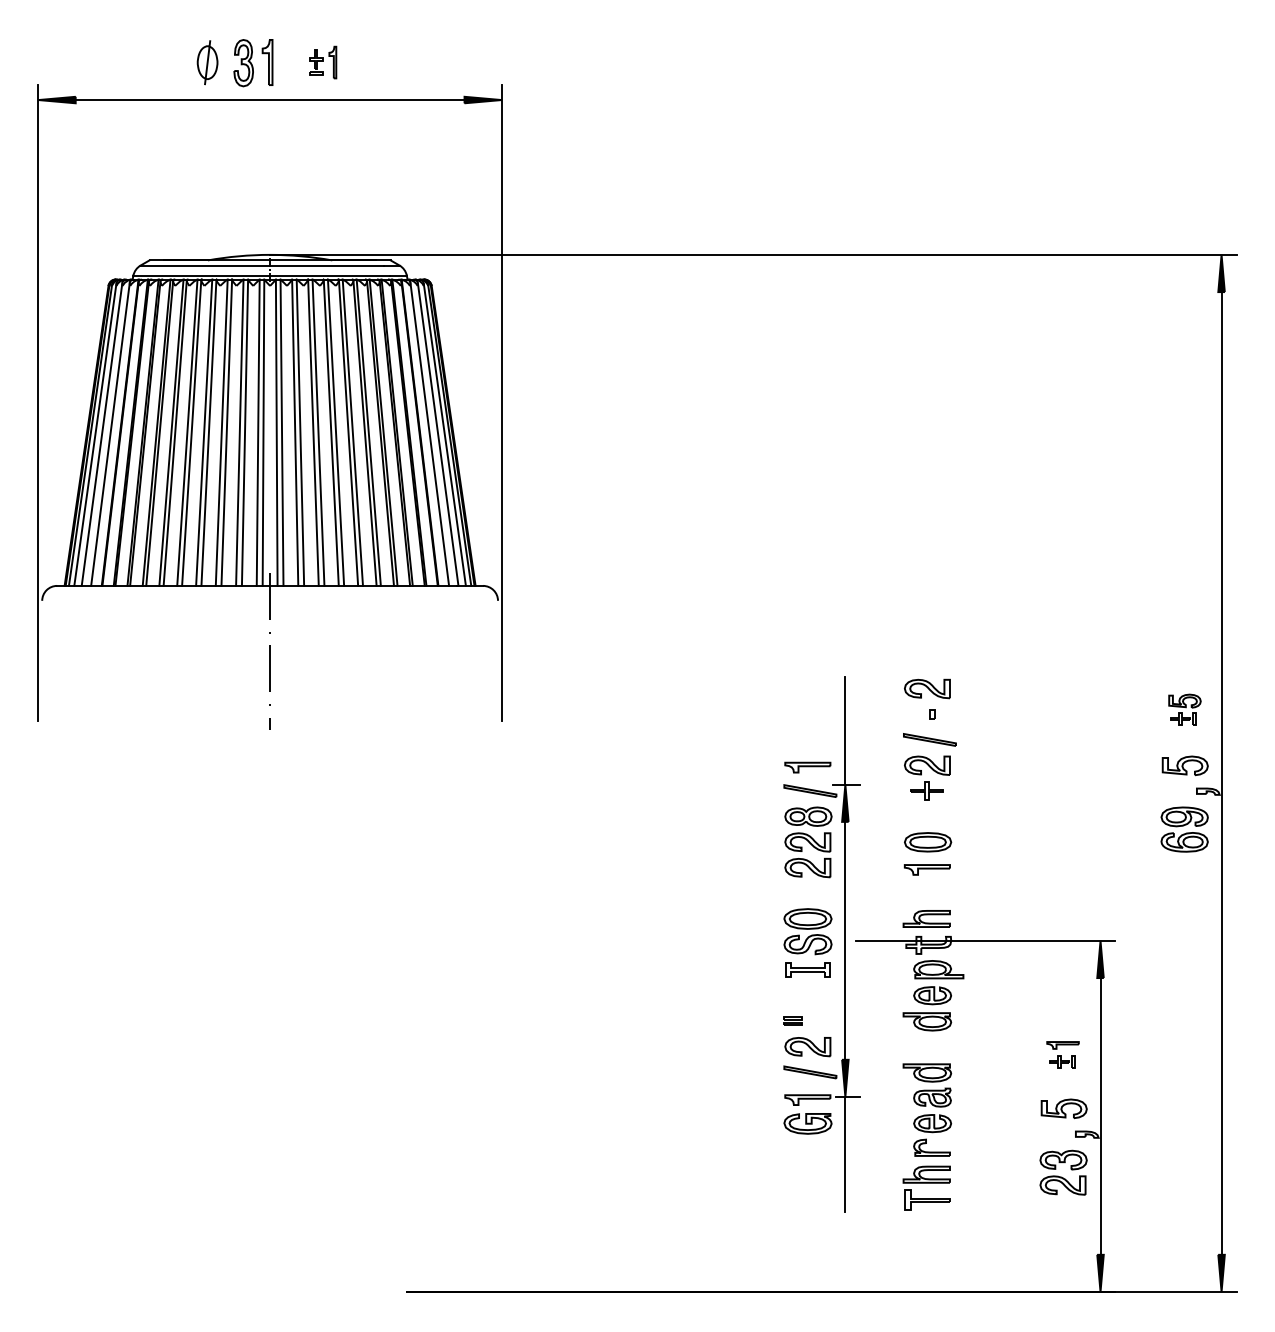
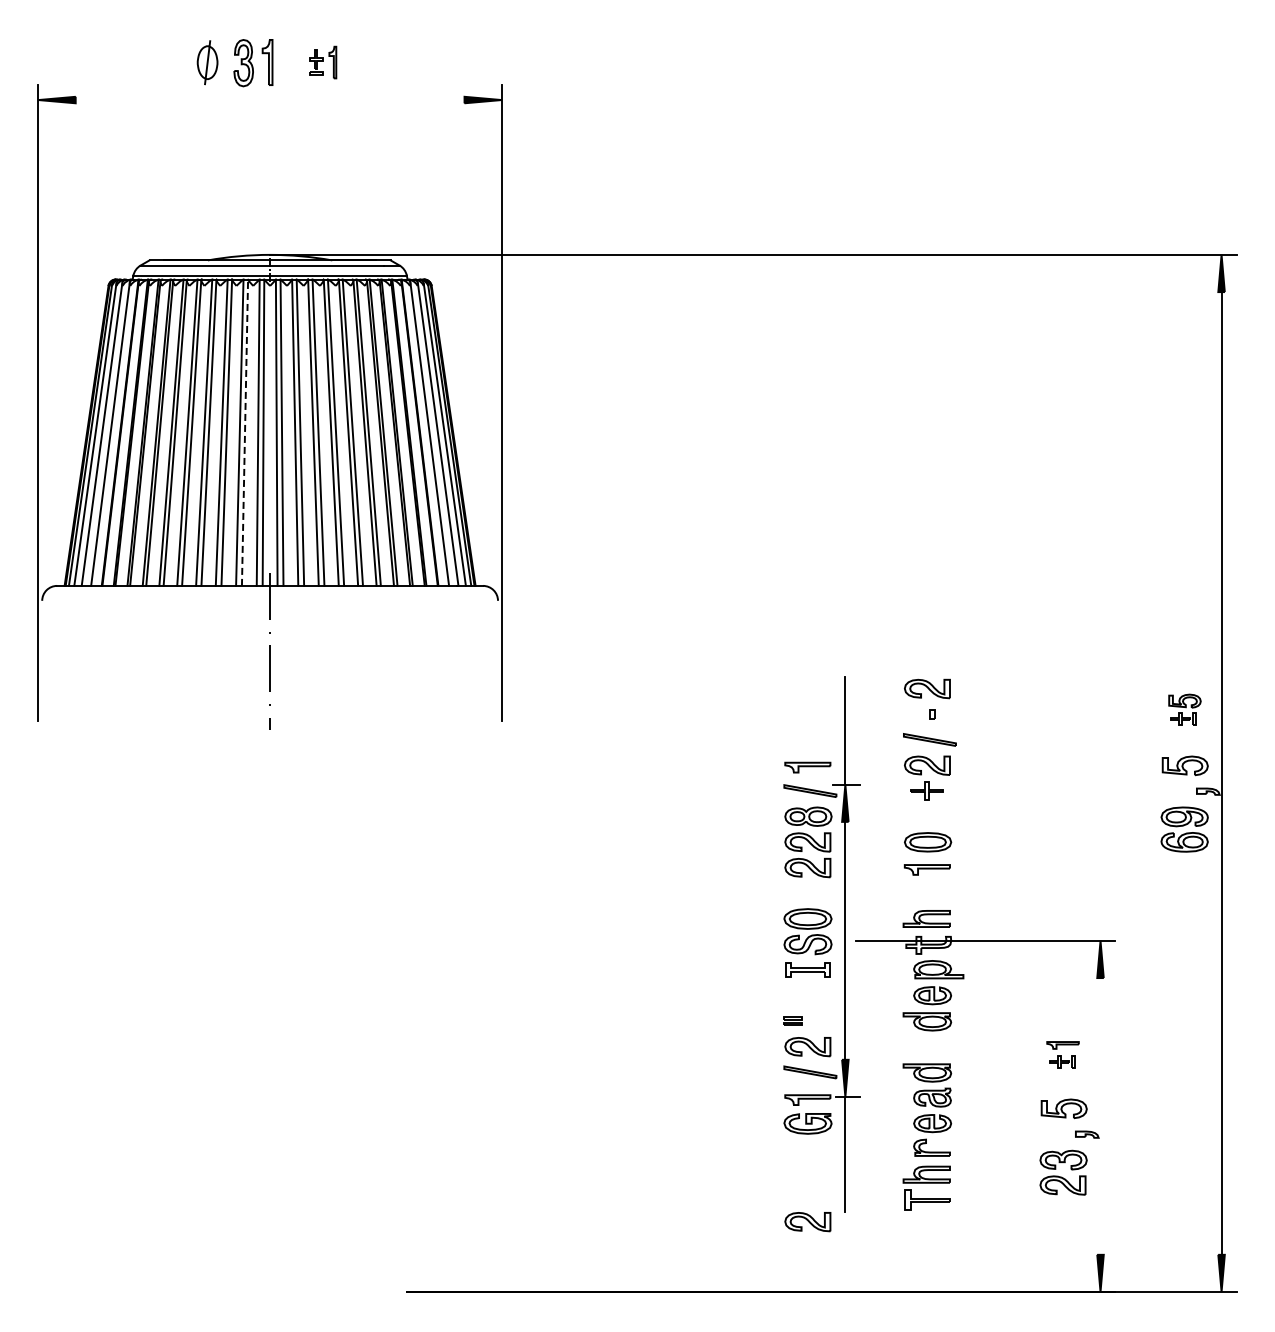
line: present -> none (269, 100)
line: solid -> dashed (245, 432)
line: present -> none (1100, 1116)
part: none -> present (807, 1222)
